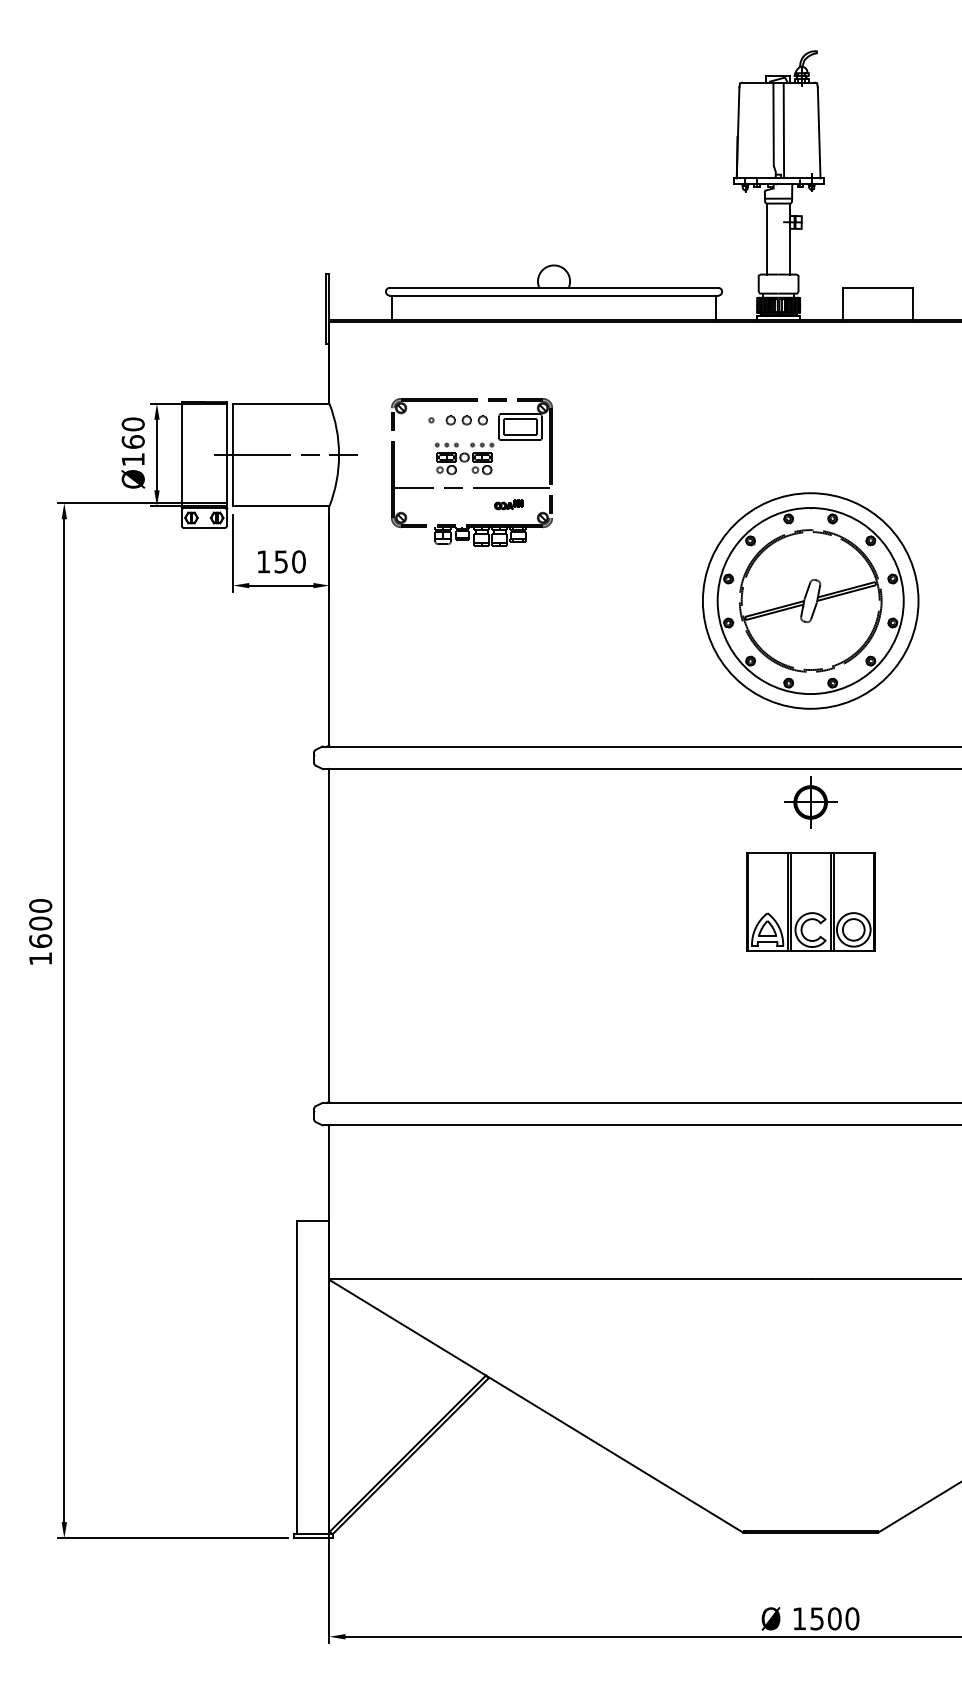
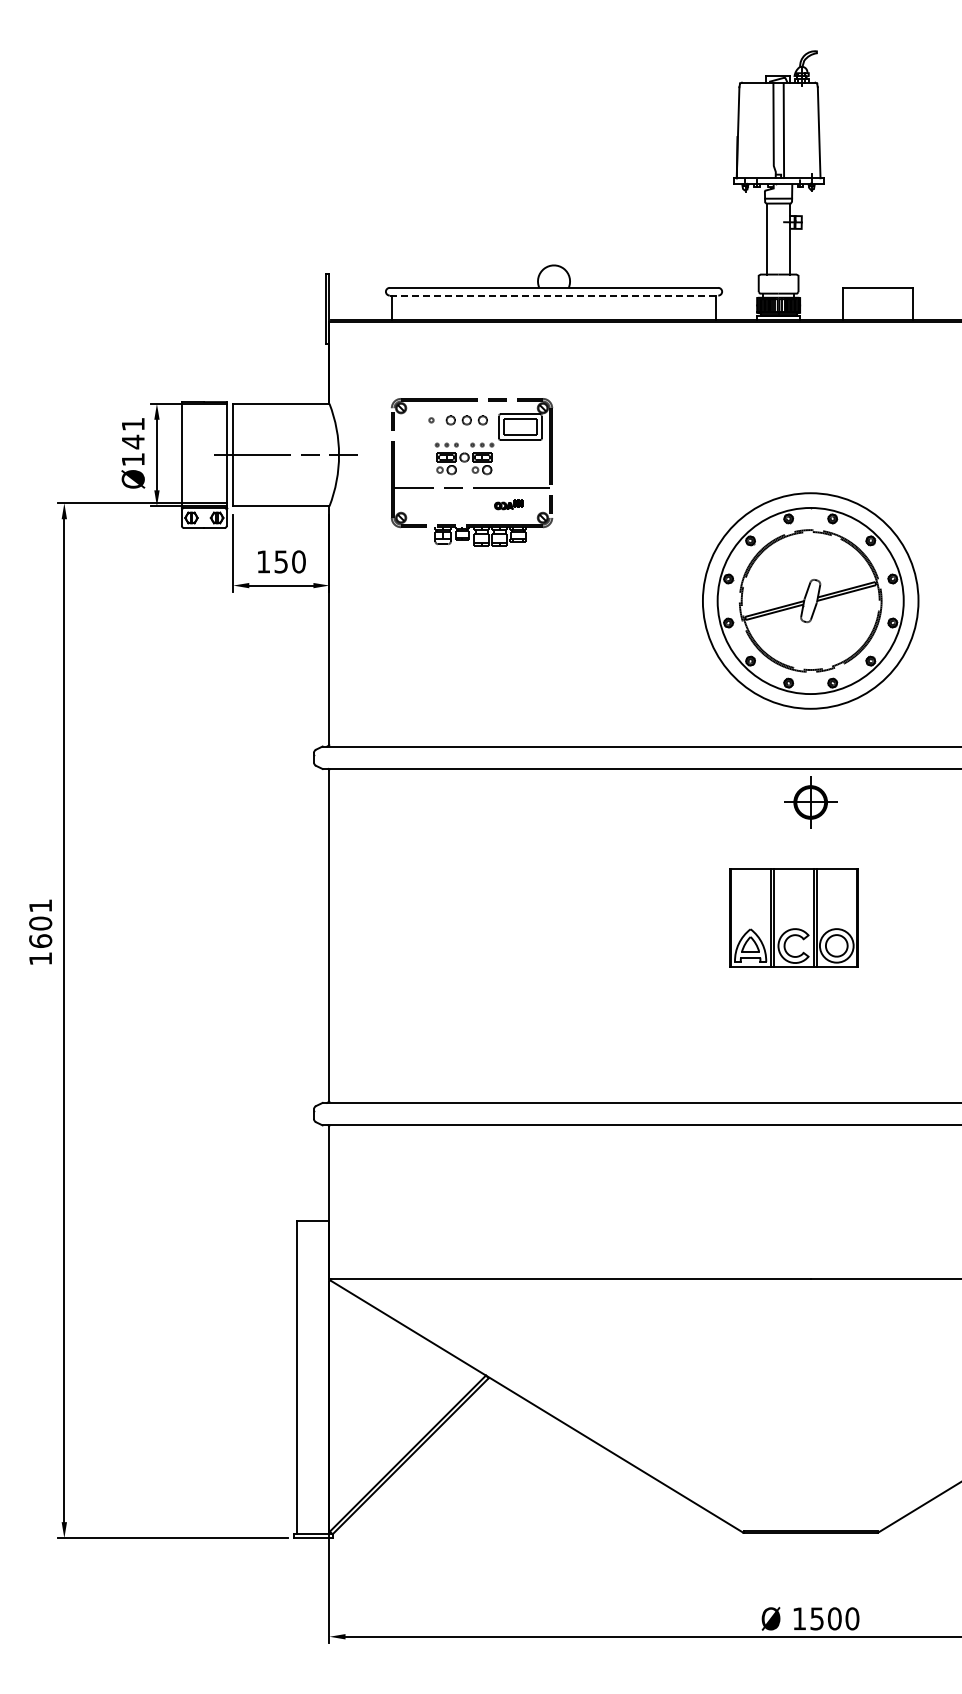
line: solid -> dashed (554, 295)
text: Ø160 -> Ø141 (132, 433)
part position: (810, 901) -> (793, 917) (793, 917)
text: 1600 -> 1601 (40, 905)
